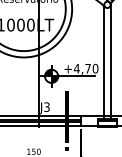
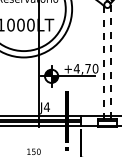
line: solid -> dashed (110, 62)
line: solid -> dashed (104, 63)
text: J3 -> J4 (46, 107)
